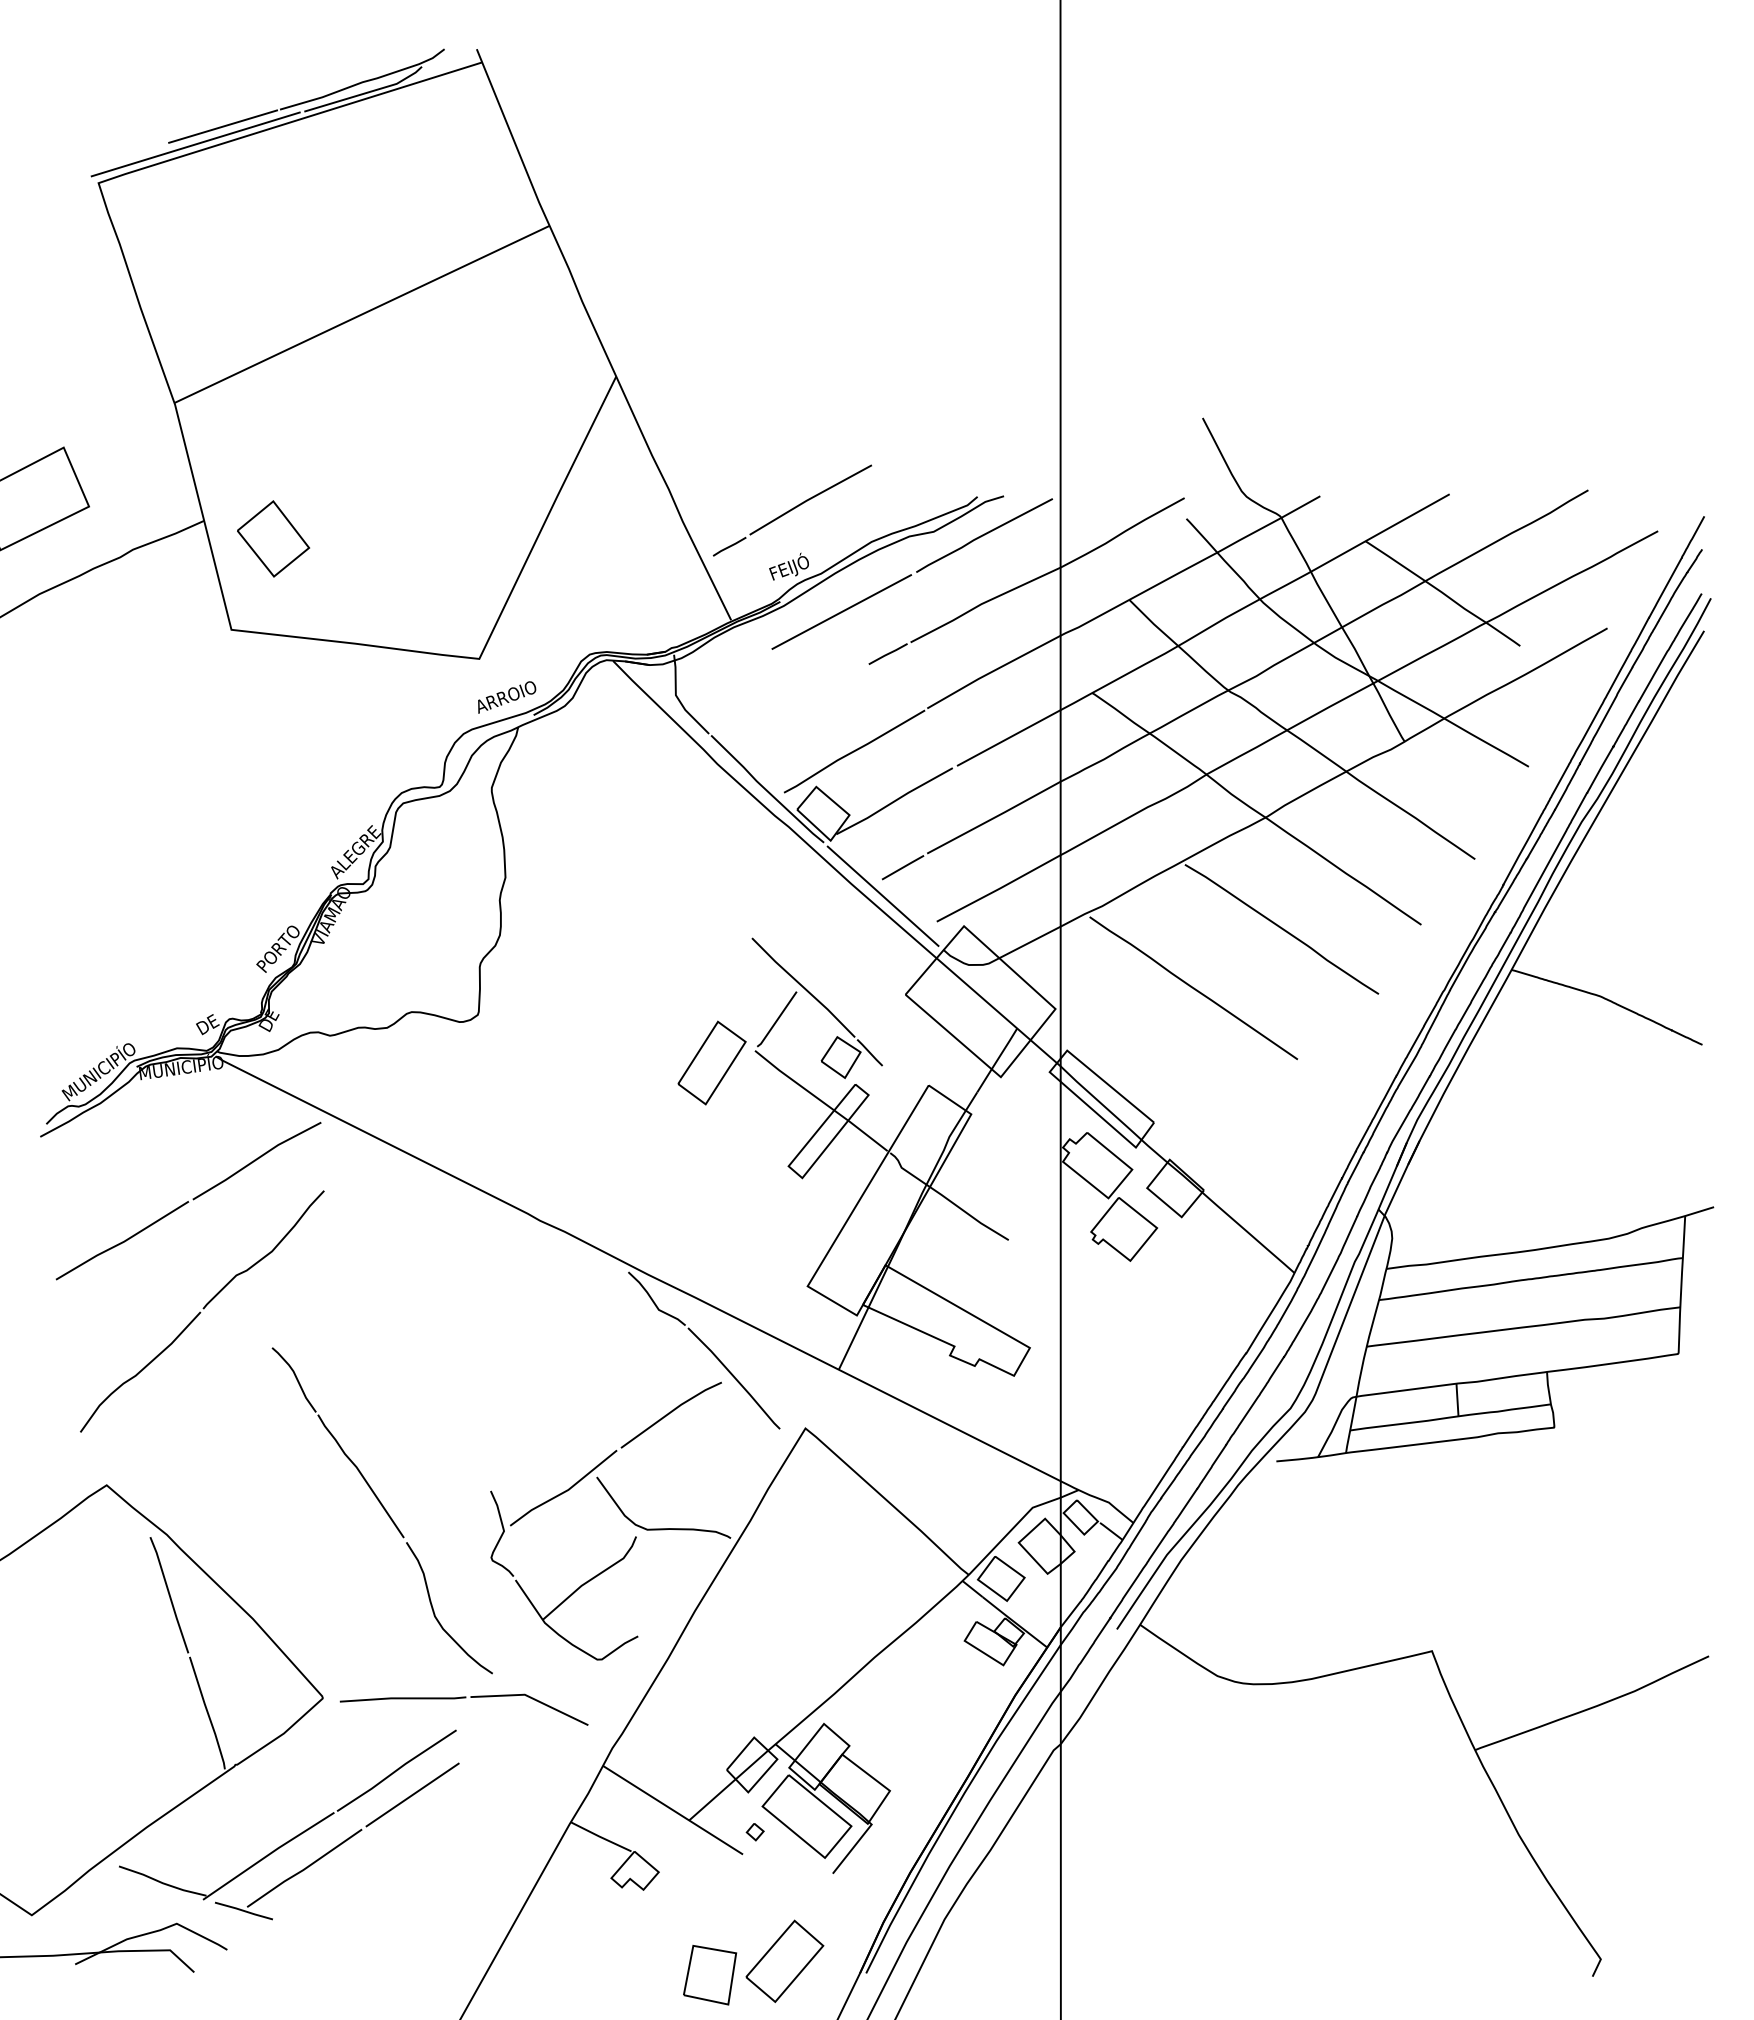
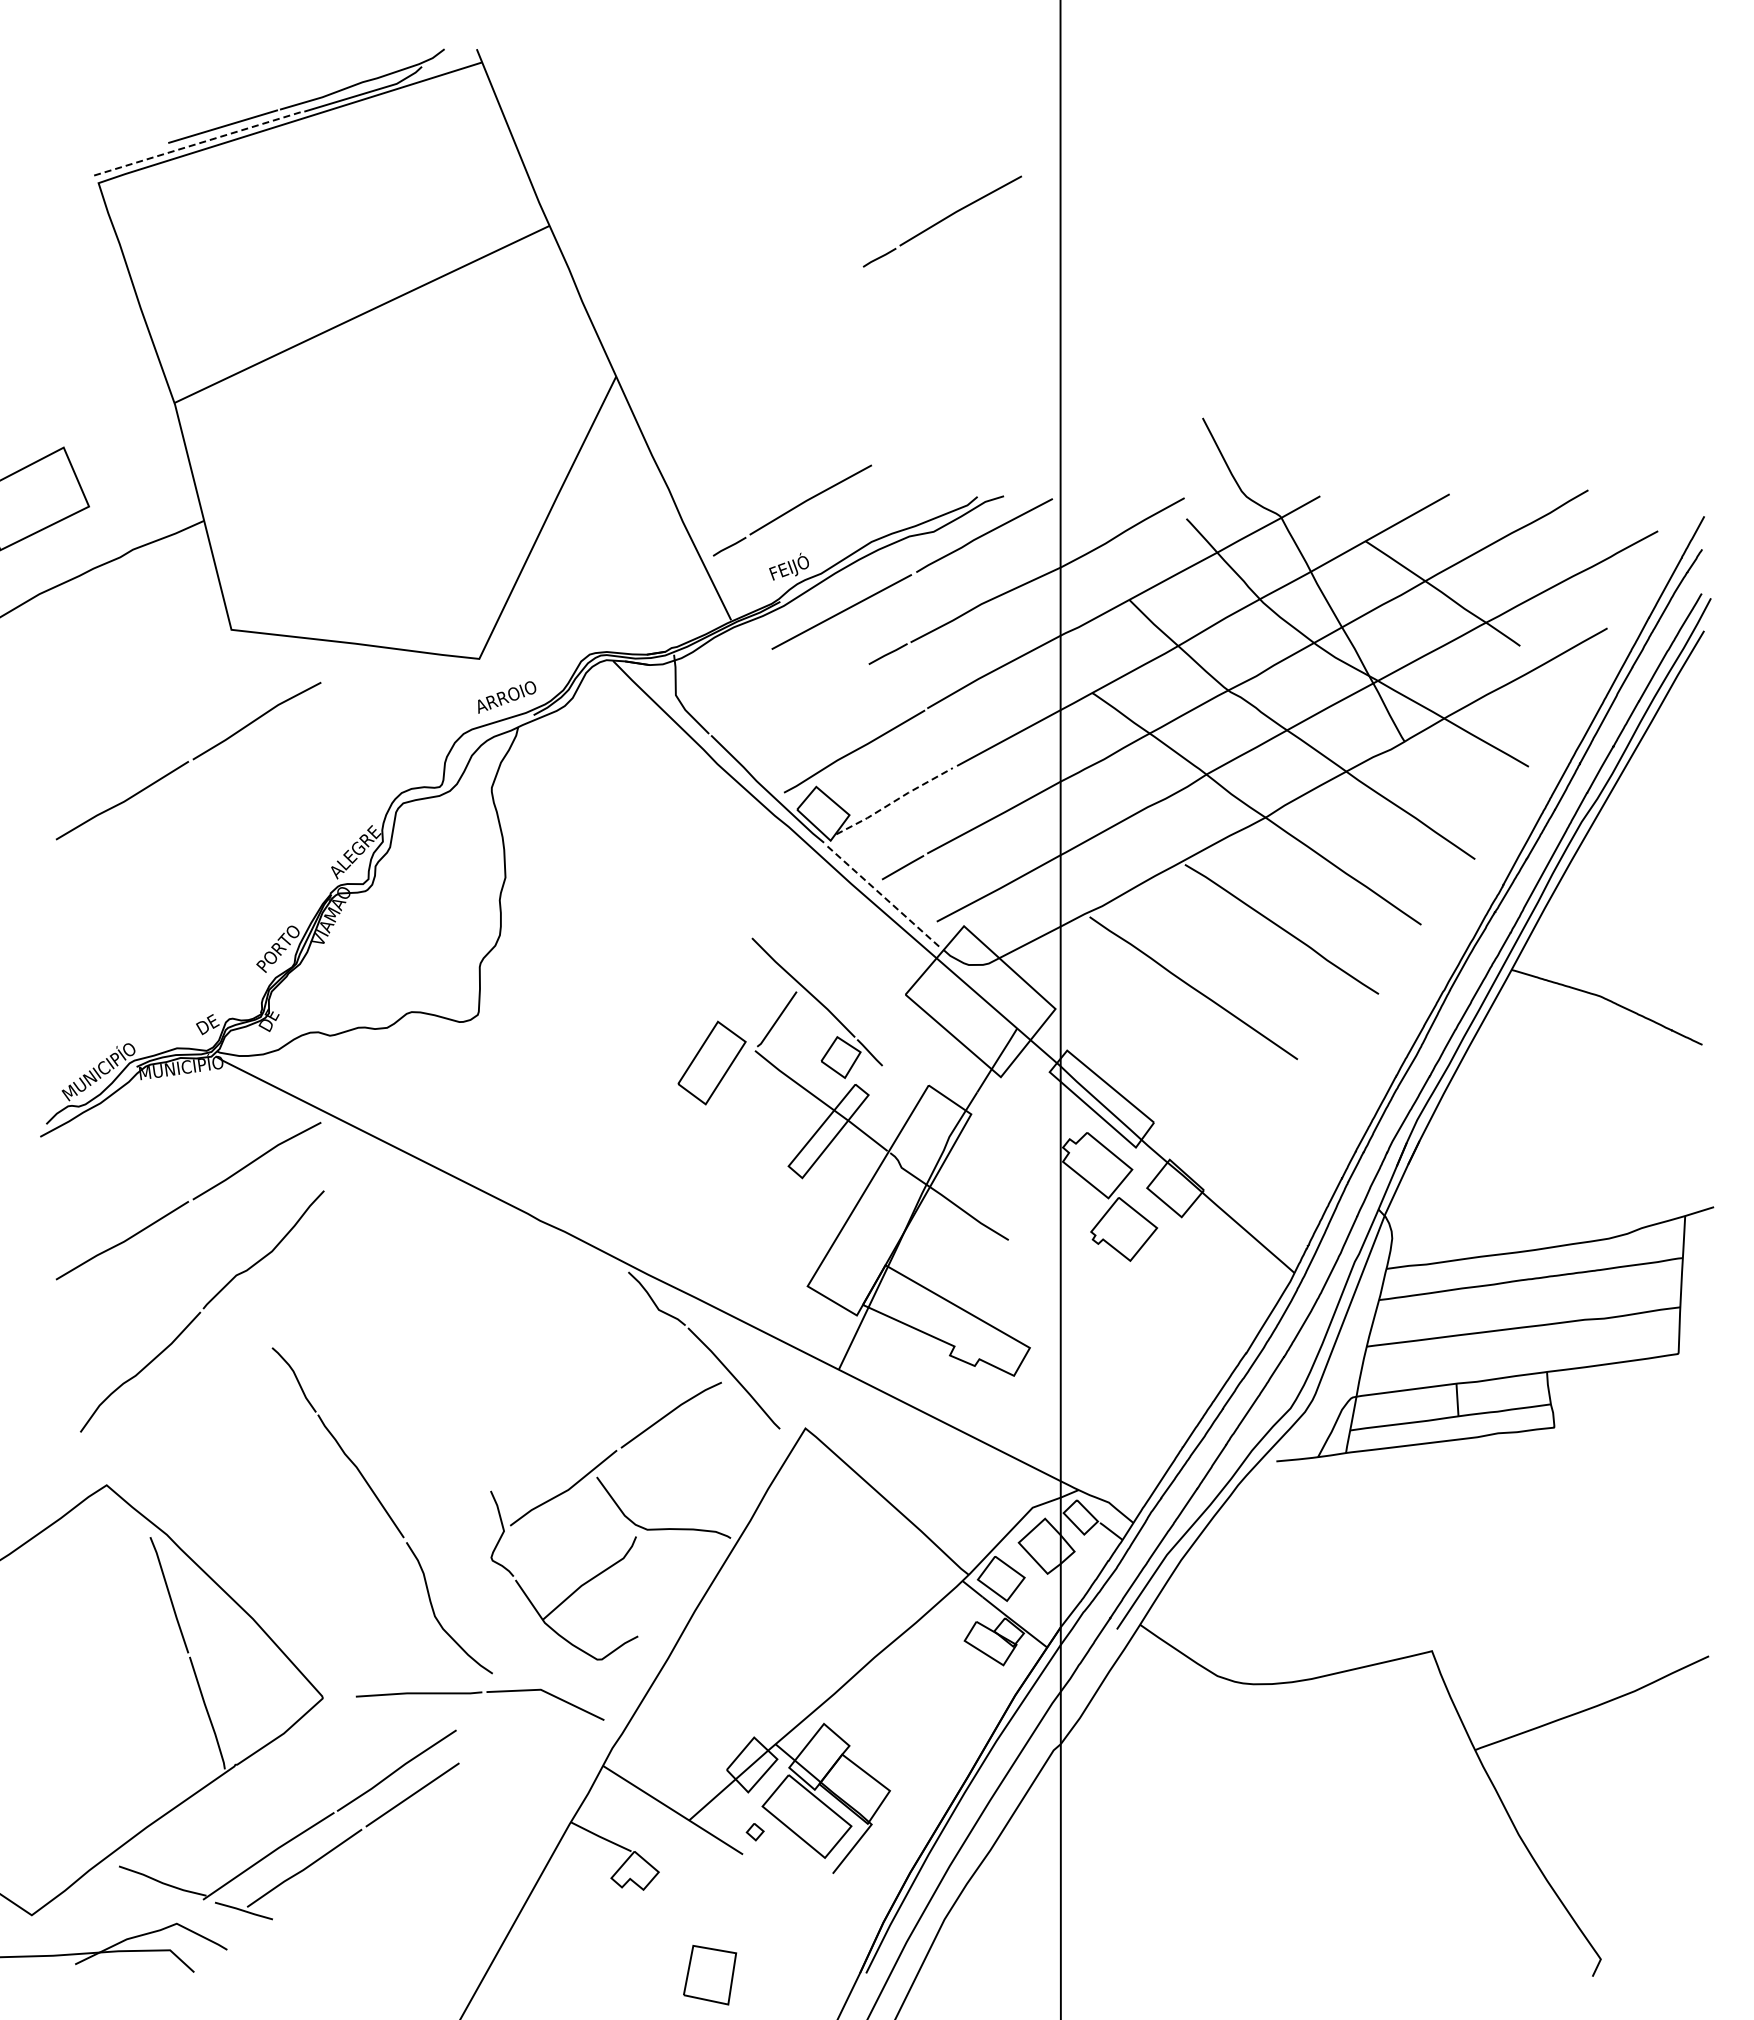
line: solid -> dashed (195, 144)
part: none -> present (941, 221)
part: present -> none (273, 538)
part: none -> present (188, 760)
line: solid -> dashed (894, 801)
line: solid -> dashed (882, 895)
part position: (463, 1698) -> (479, 1693) (479, 1693)
part: present -> none (784, 1960)
